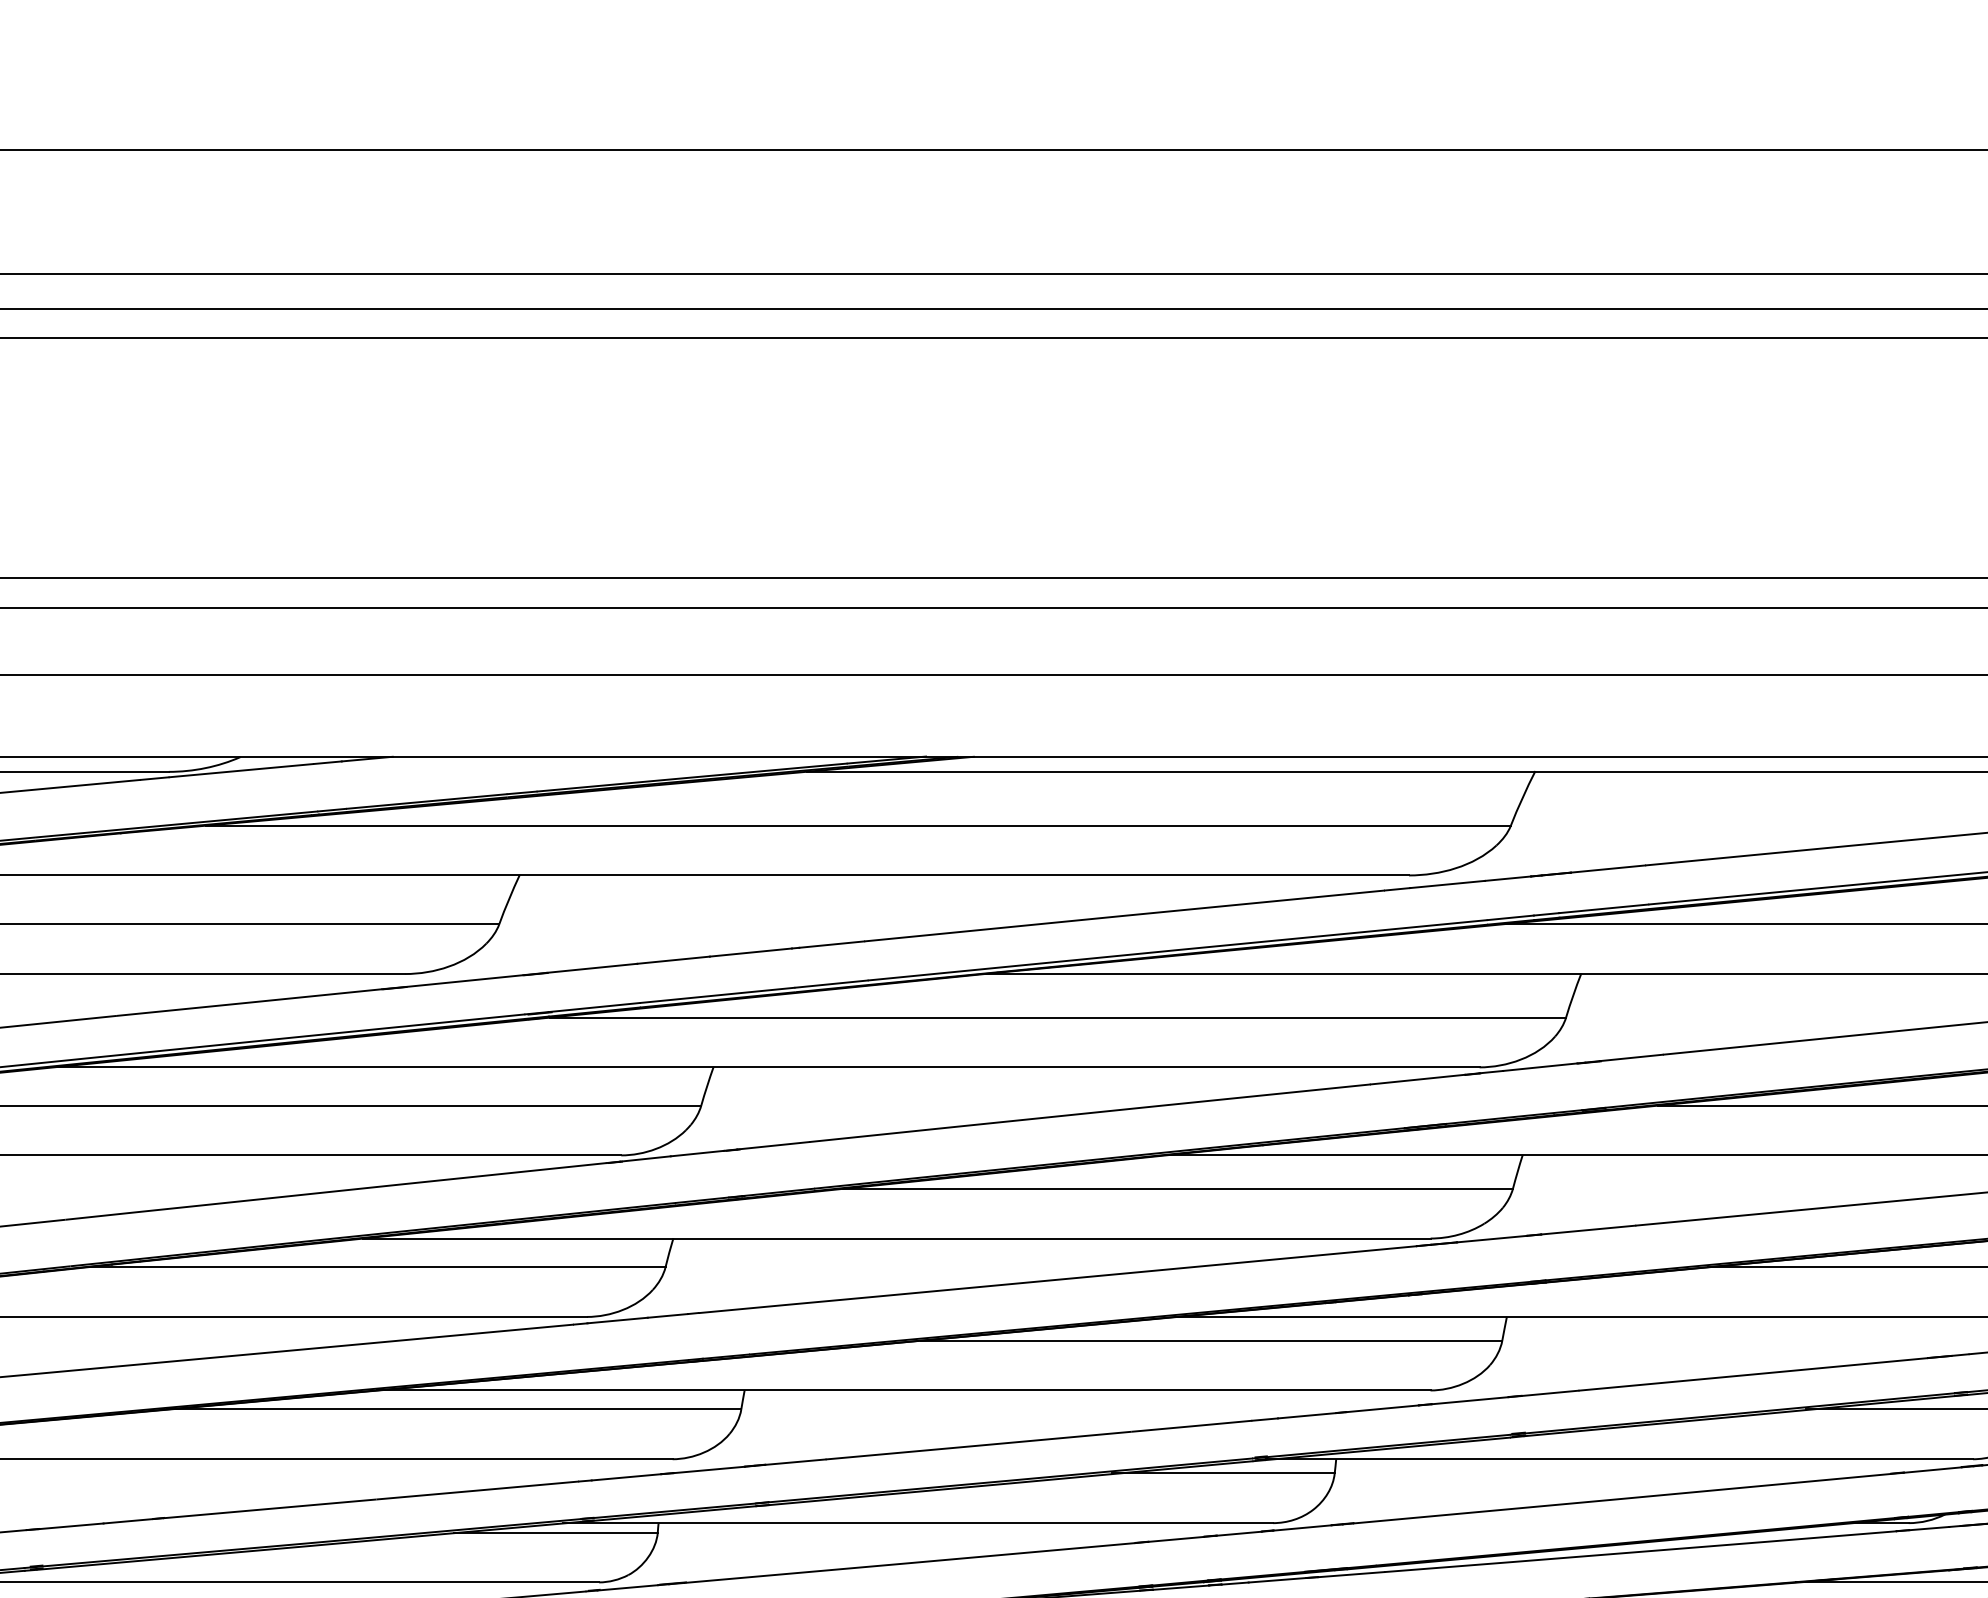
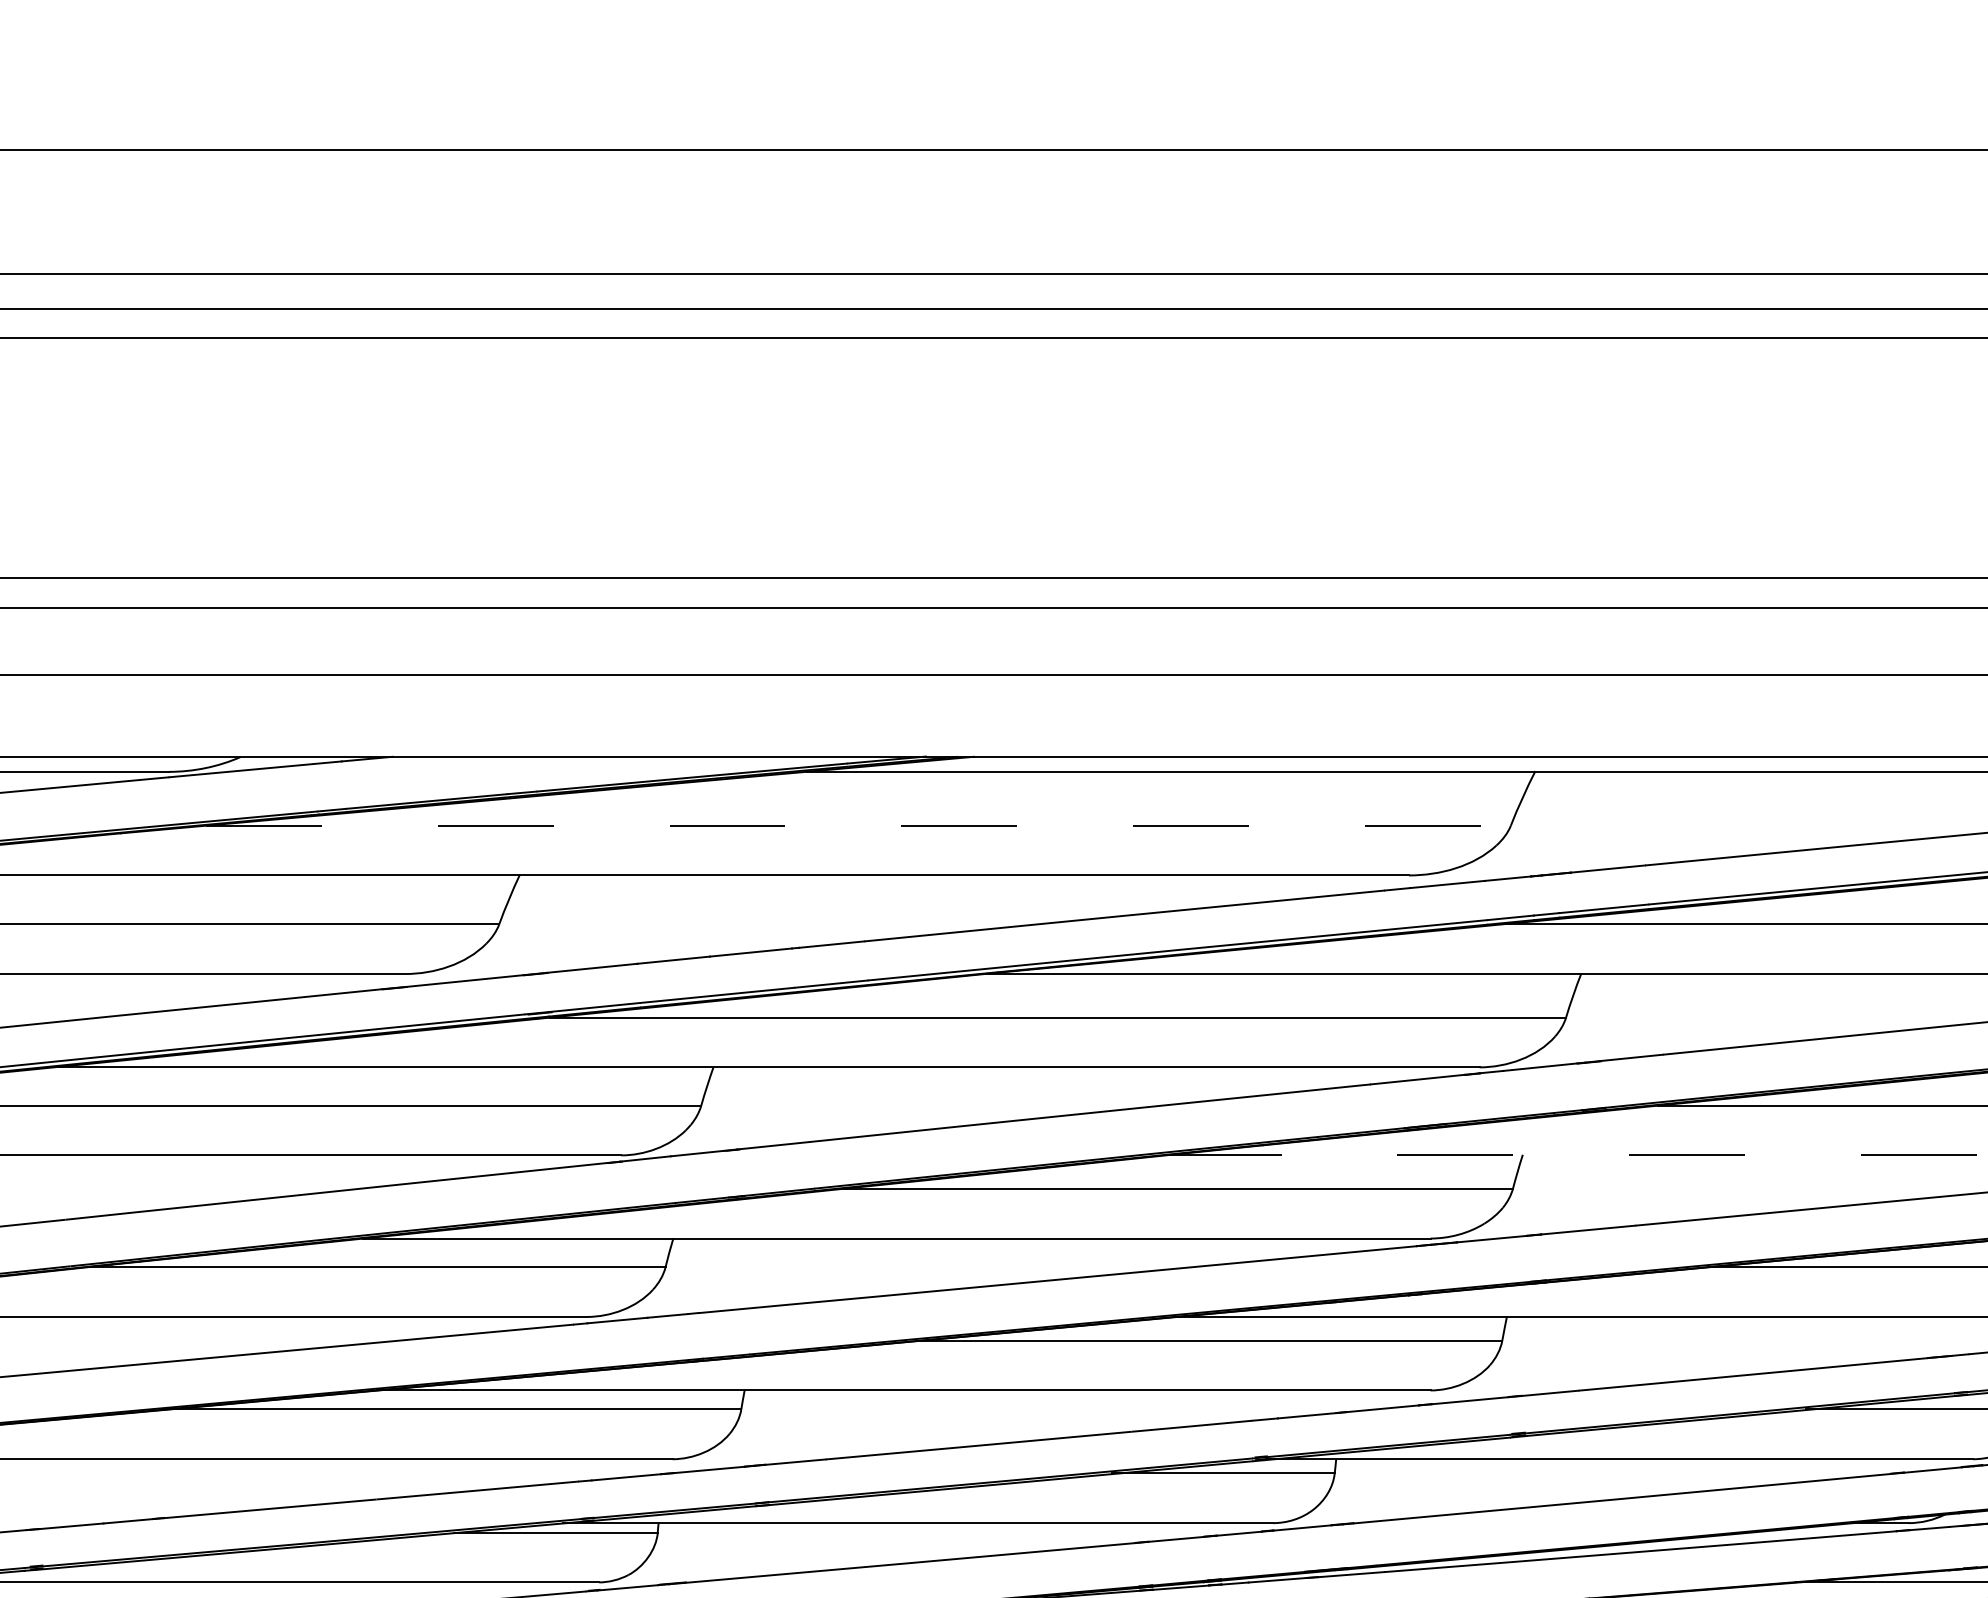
line: solid -> dashed (858, 825)
line: solid -> dashed (1576, 1155)
